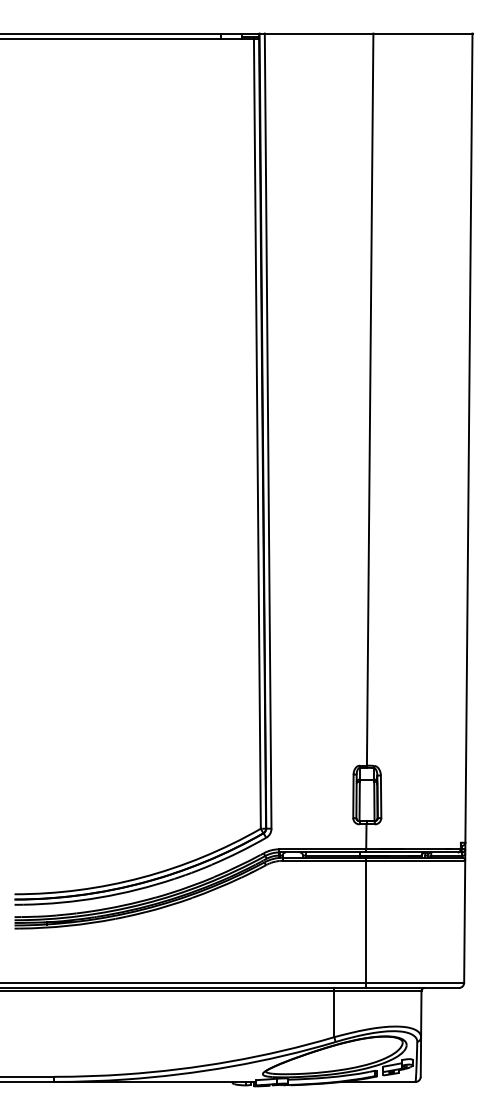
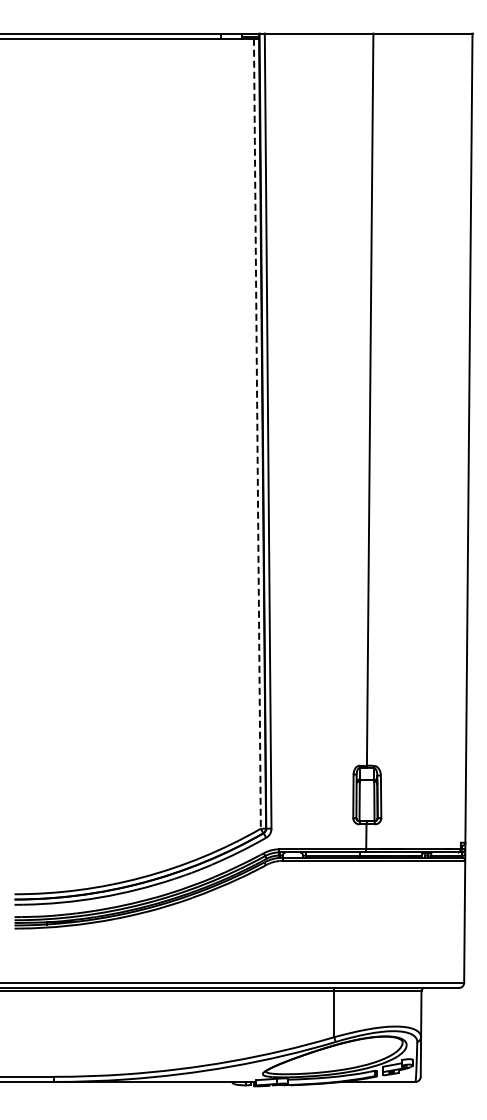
line: solid -> dashed (257, 434)
line: present -> none (365, 922)
